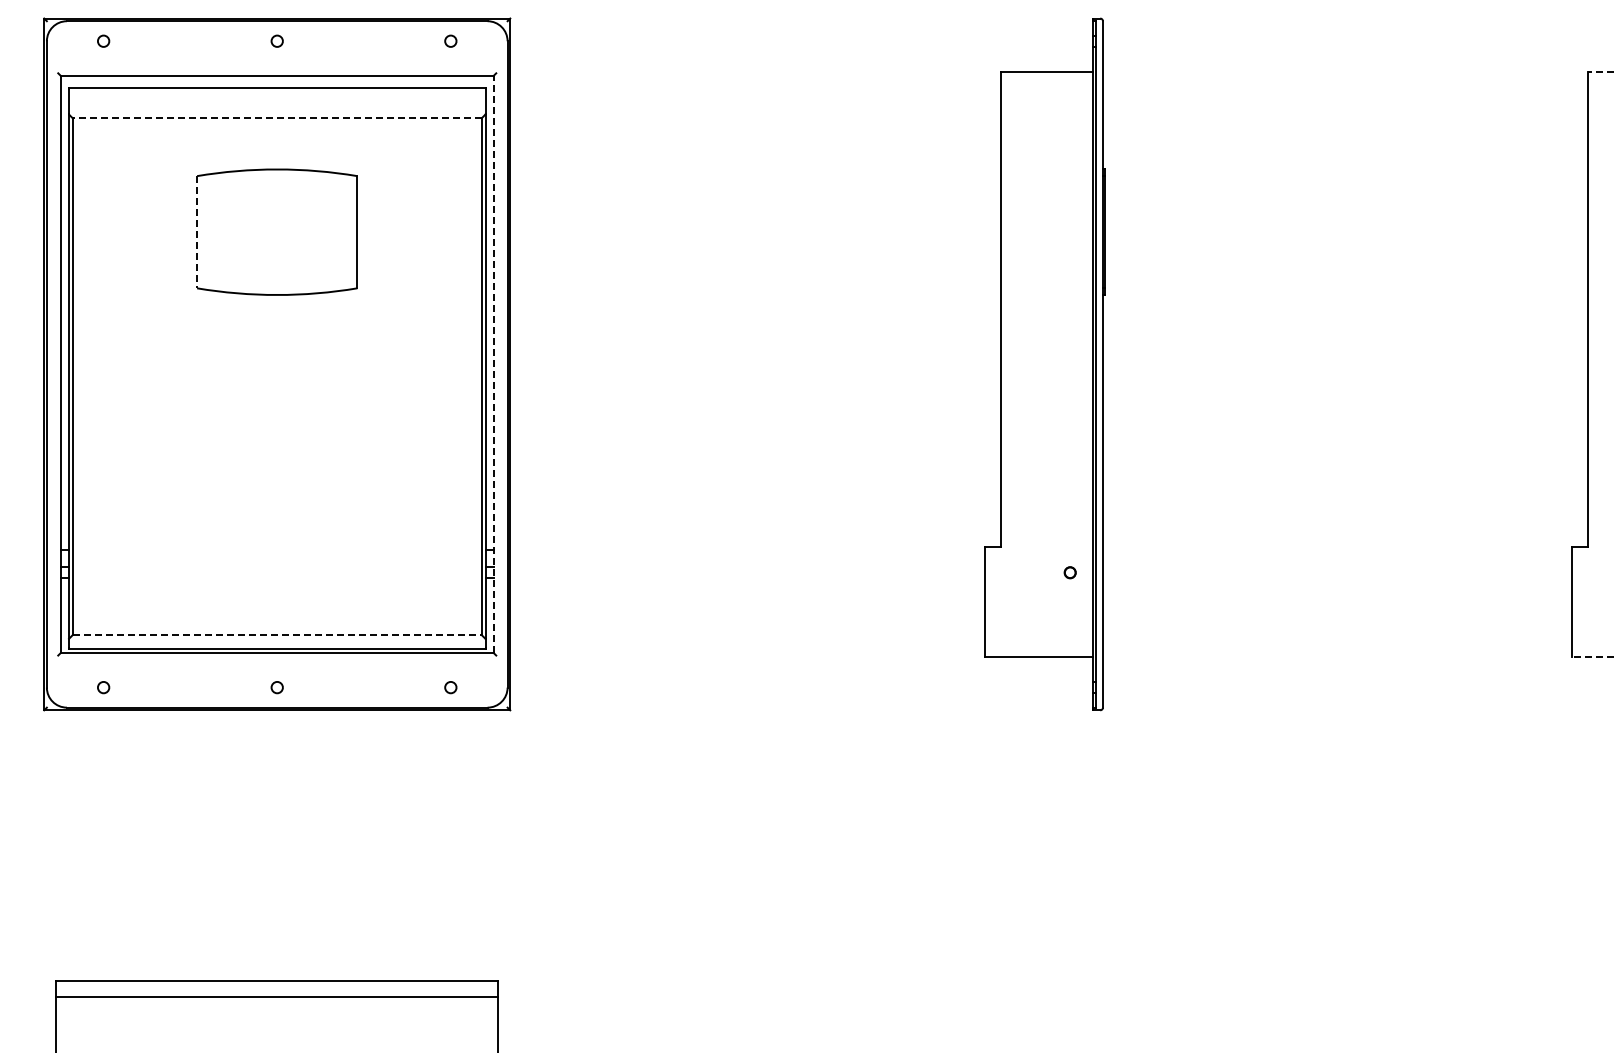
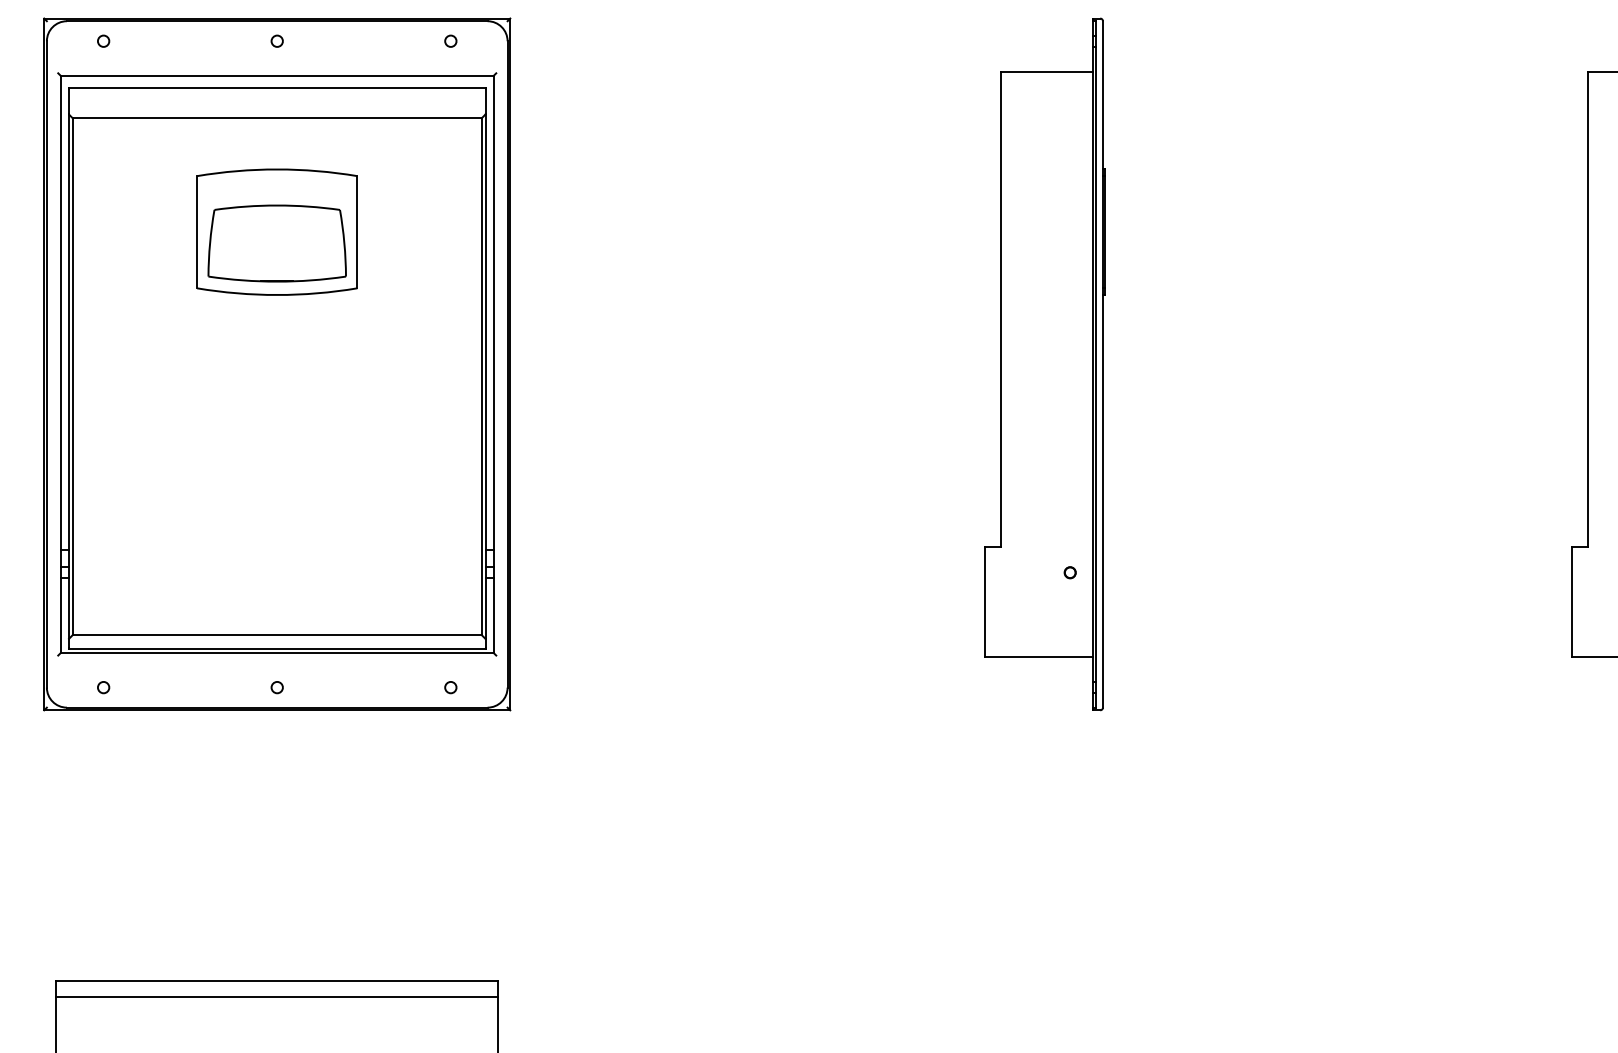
line: dashed -> solid (1602, 71)
line: dashed -> solid (276, 118)
line: dashed -> solid (197, 232)
part: none -> present (276, 243)
line: dashed -> solid (493, 363)
line: dashed -> solid (277, 634)
line: dashed -> solid (1594, 656)
